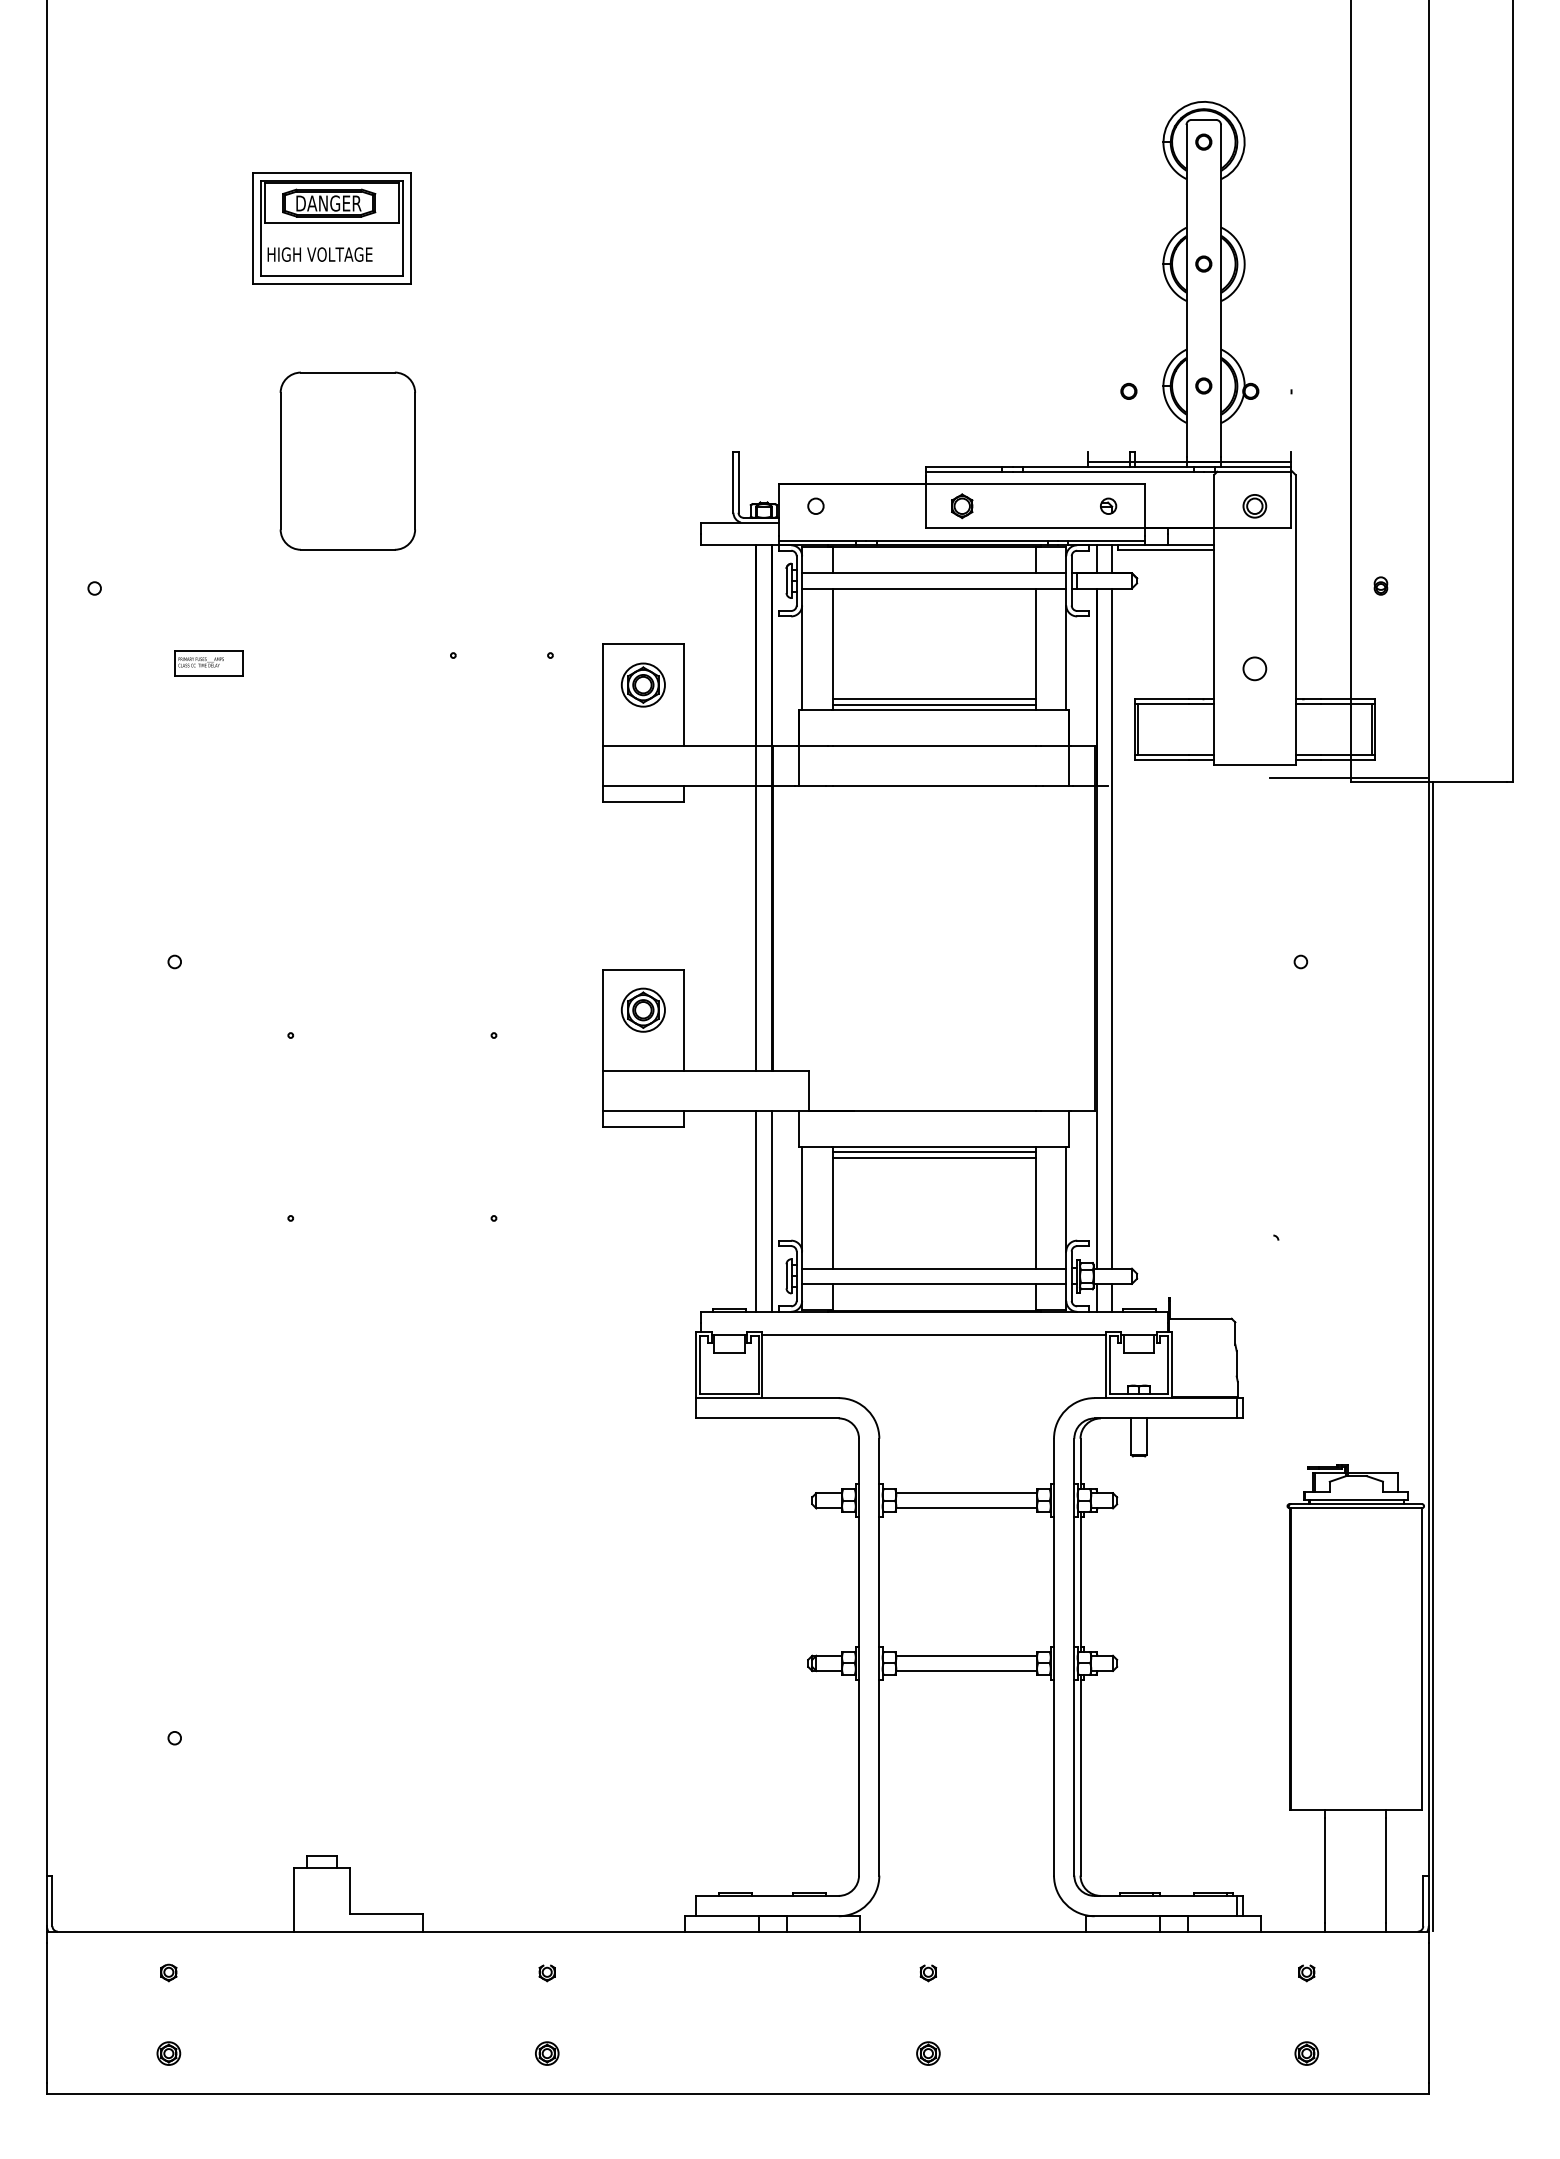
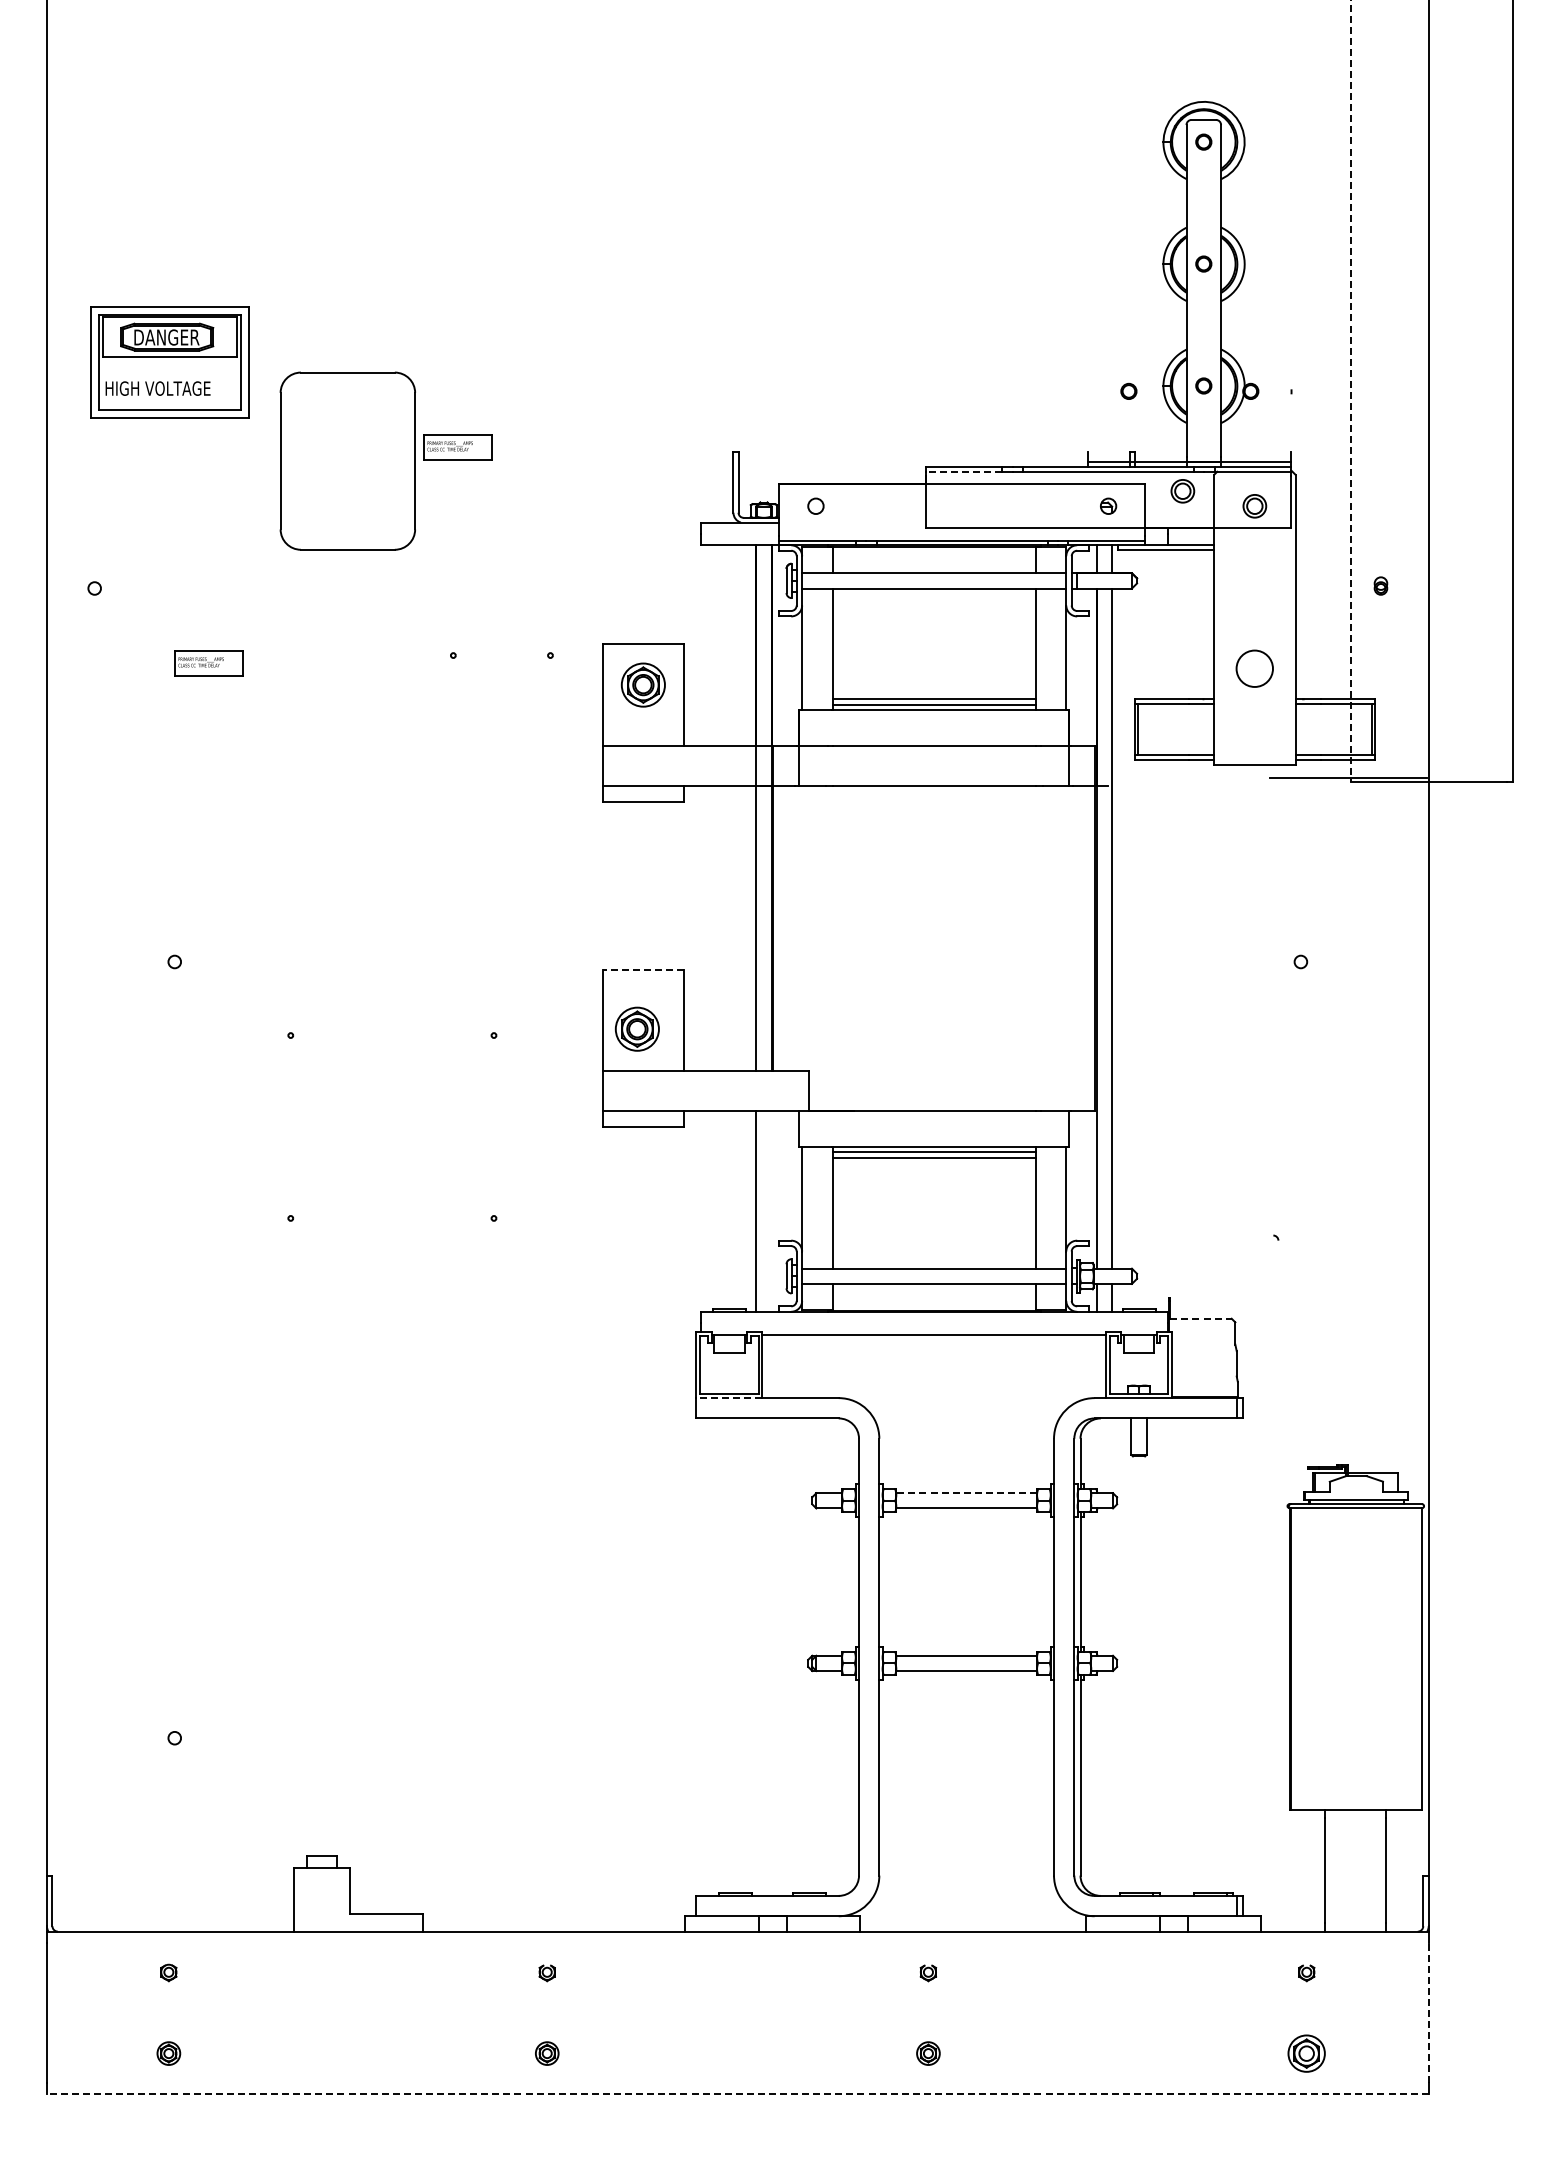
part position: (331, 228) -> (169, 362) (169, 362)
line: solid -> dashed (1350, 390)
part: none -> present (457, 447)
line: solid -> dashed (963, 471)
part: none -> present (1182, 491)
part: present -> none (962, 506)
circle size: 26x26 px -> 39x39 px (1254, 668)
line: solid -> dashed (643, 969)
part position: (642, 1009) -> (636, 1028) (636, 1028)
line: present -> none (771, 1211)
line: solid -> dashed (1201, 1318)
line: present -> none (1432, 1356)
line: solid -> dashed (729, 1398)
line: solid -> dashed (966, 1493)
line: solid -> dashed (1428, 2012)
part size: 26x25 px -> 39x39 px (1306, 2053)
line: solid -> dashed (737, 2094)
